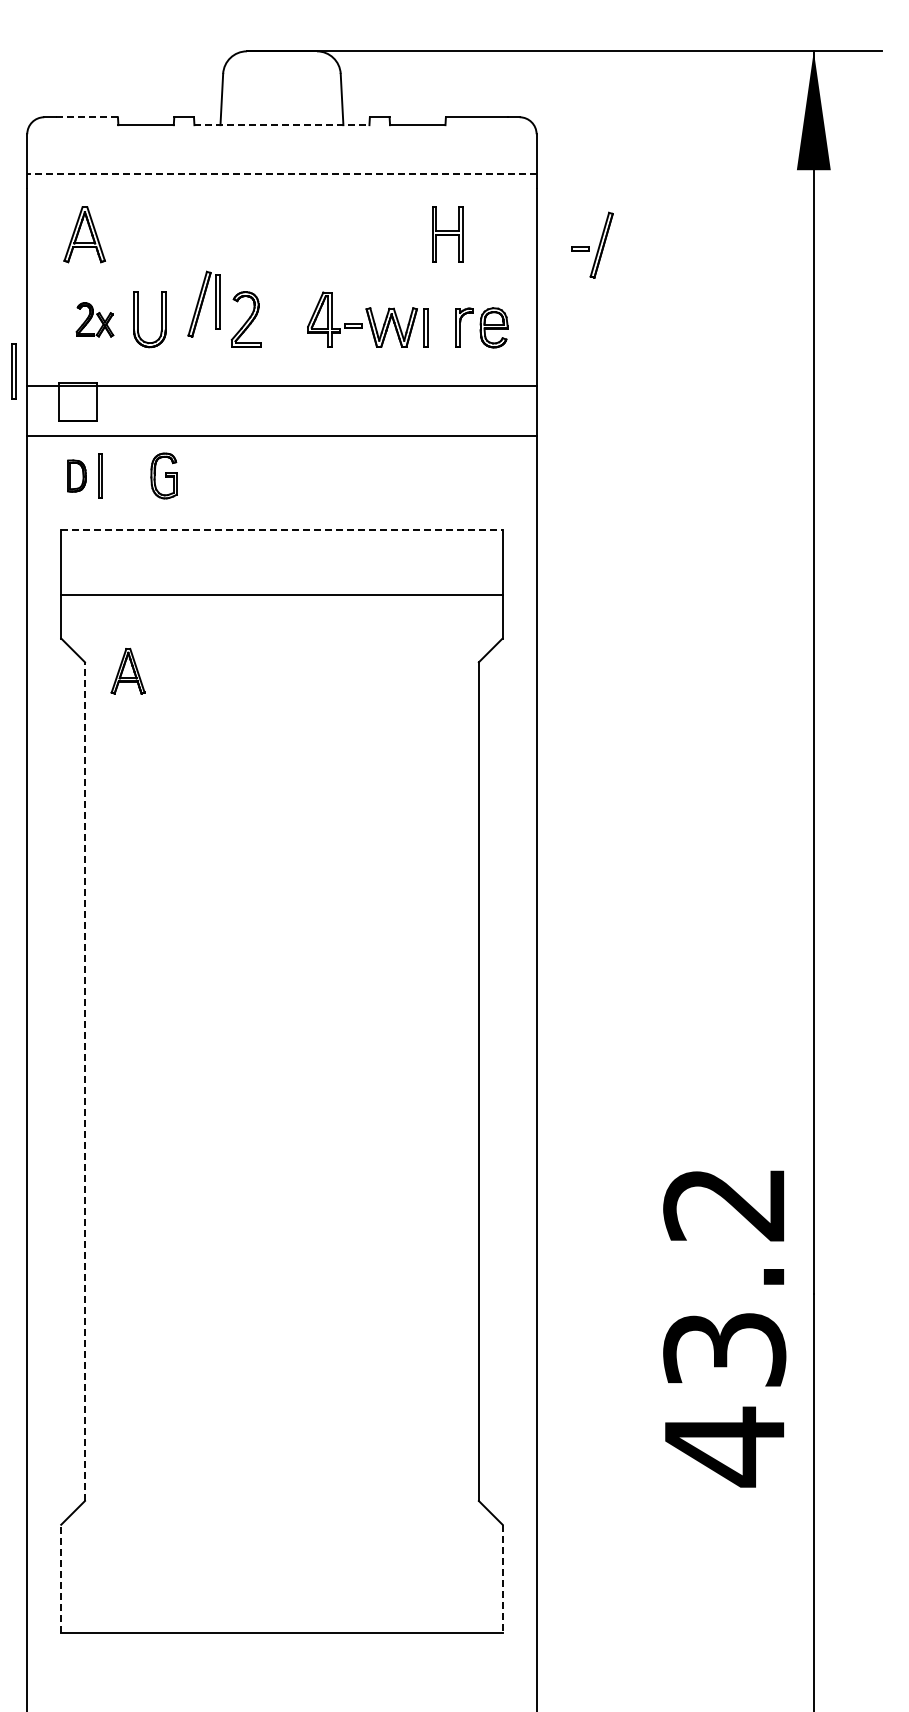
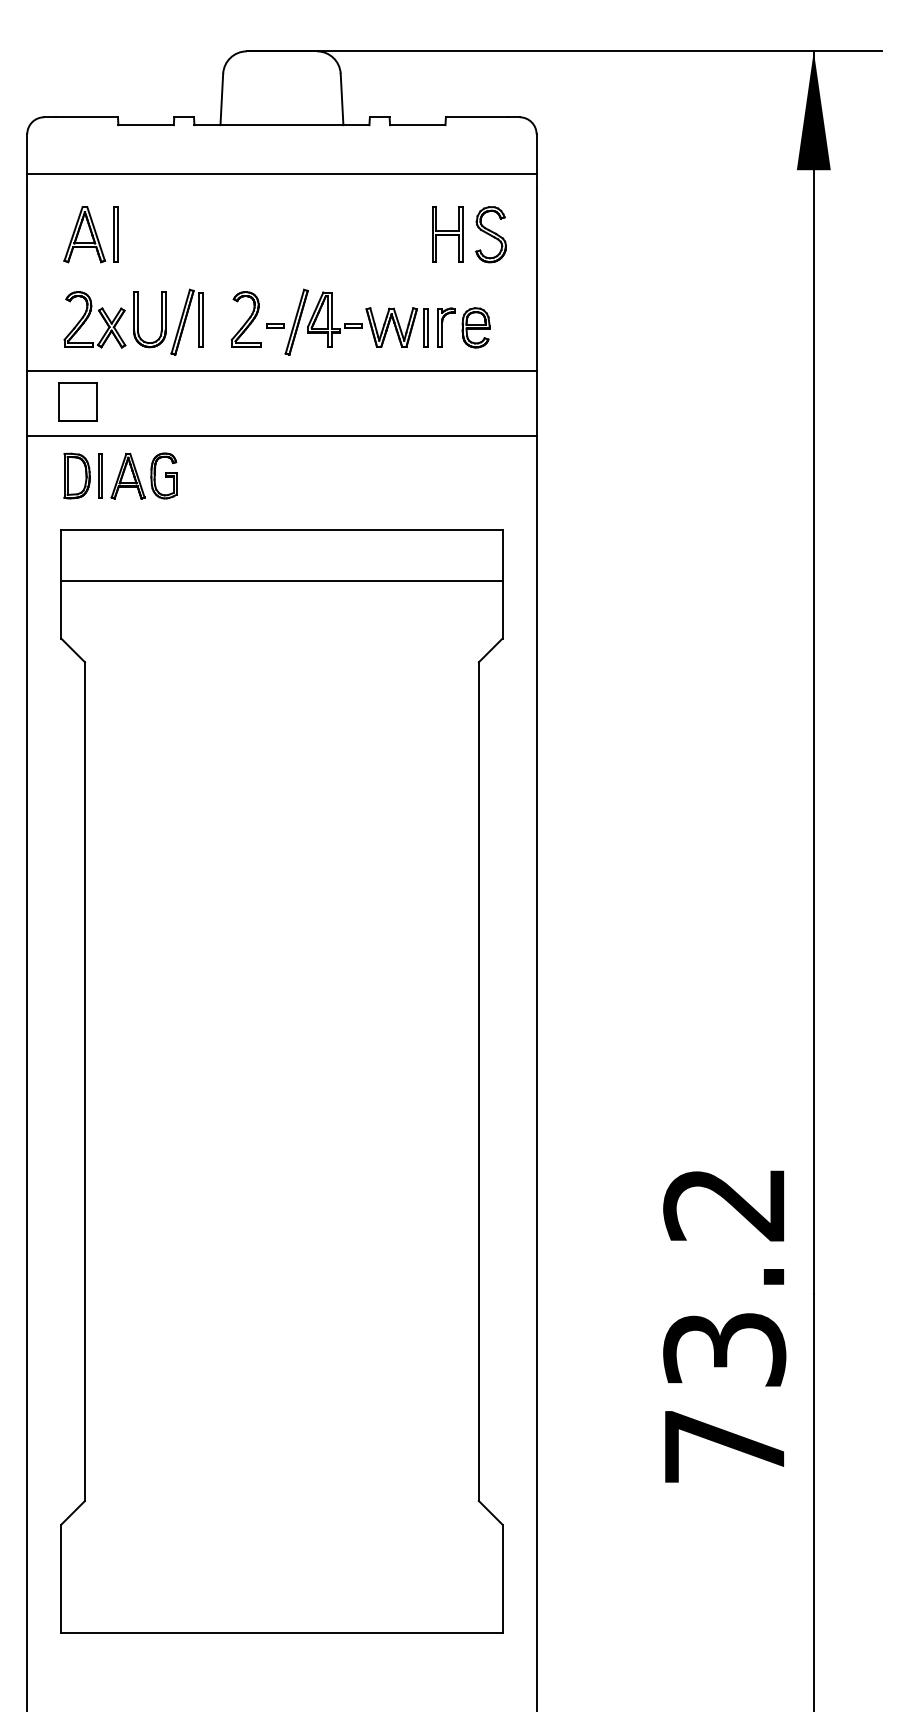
line: dashed -> solid (87, 117)
line: dashed -> solid (281, 125)
line: dashed -> solid (281, 174)
part: none -> present (490, 234)
part position: (592, 244) -> (287, 321) (287, 321)
part position: (203, 303) -> (186, 321) (186, 321)
part size: 40x36 px -> 64x58 px (94, 319)
part position: (481, 327) -> (463, 327) (463, 327)
part position: (13, 371) -> (115, 234) (115, 234)
line position: (281, 385) -> (281, 370) (281, 370)
part size: 20x34 px -> 28x48 px (76, 475)
line: dashed -> solid (281, 529)
line position: (281, 594) -> (281, 580) (281, 580)
part position: (127, 671) -> (127, 476) (127, 476)
line: dashed -> solid (84, 1081)
text: 43.2 -> 73.2 (724, 1446)
line: dashed -> solid (61, 1578)
line: dashed -> solid (502, 1579)
